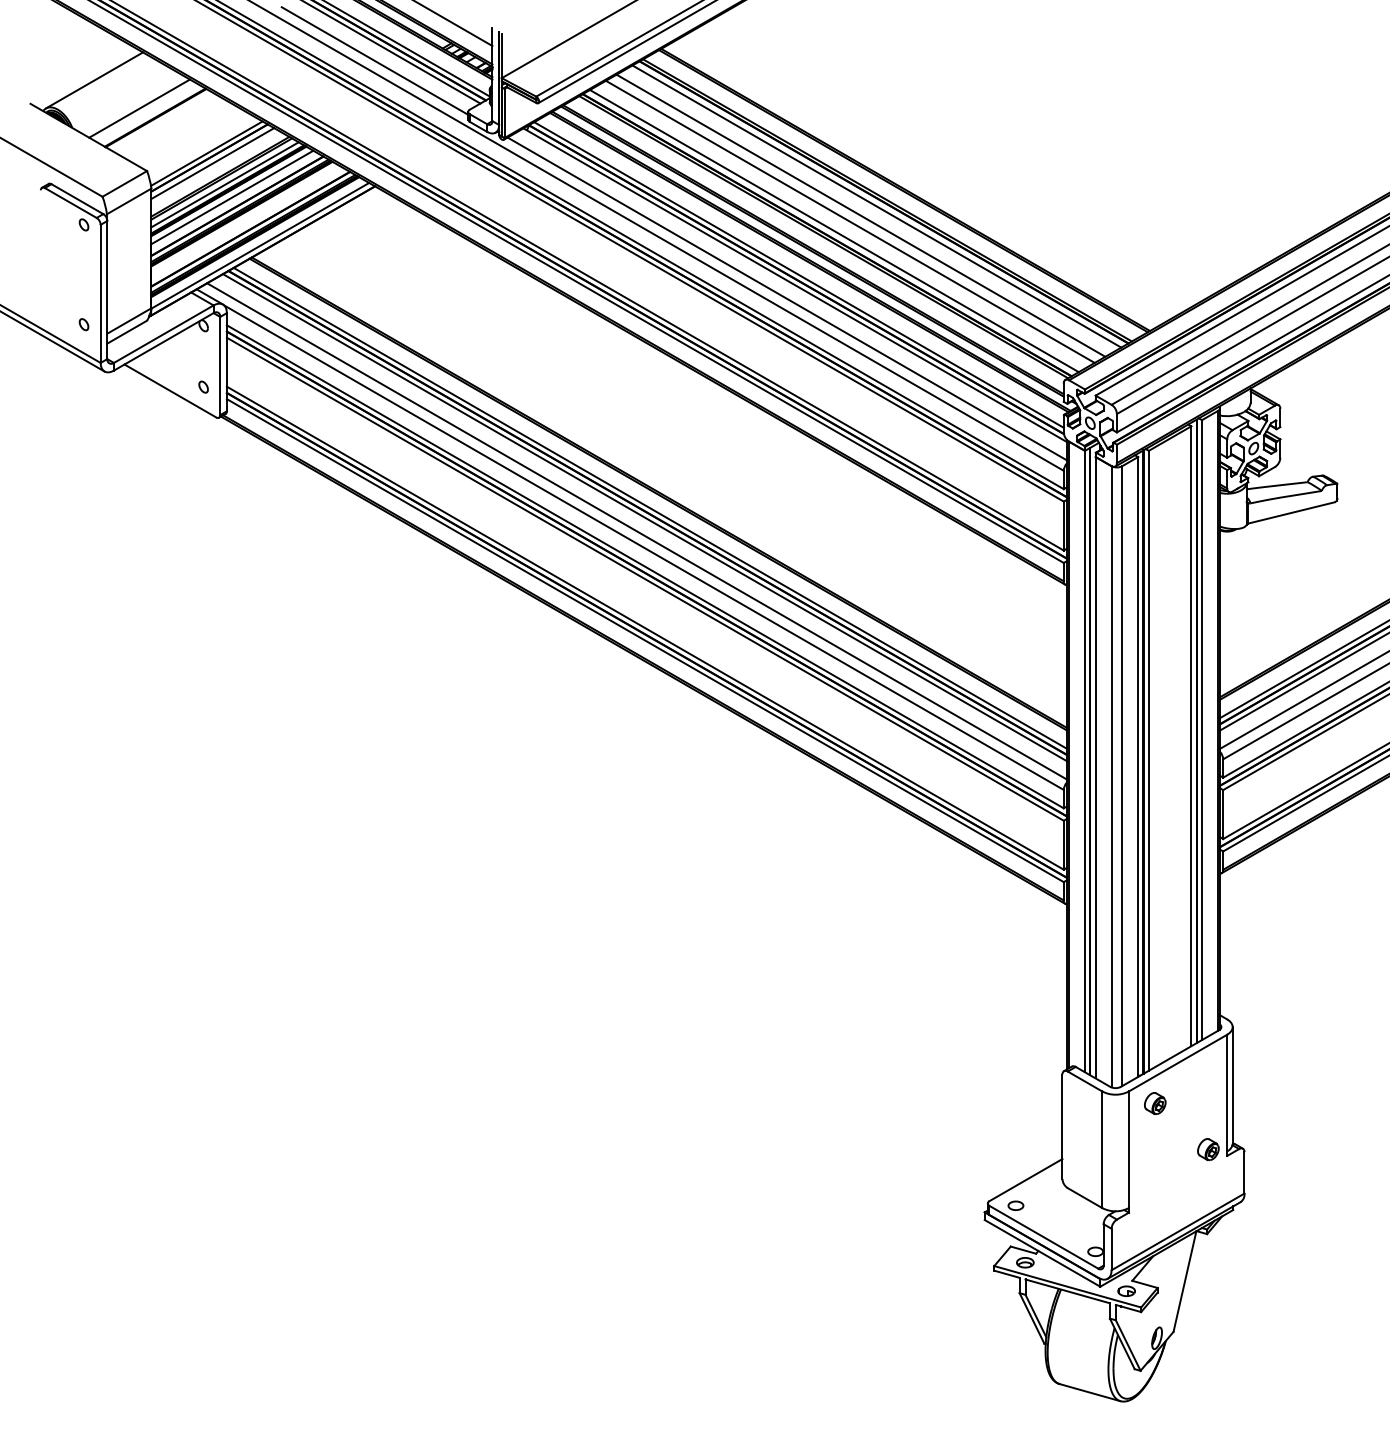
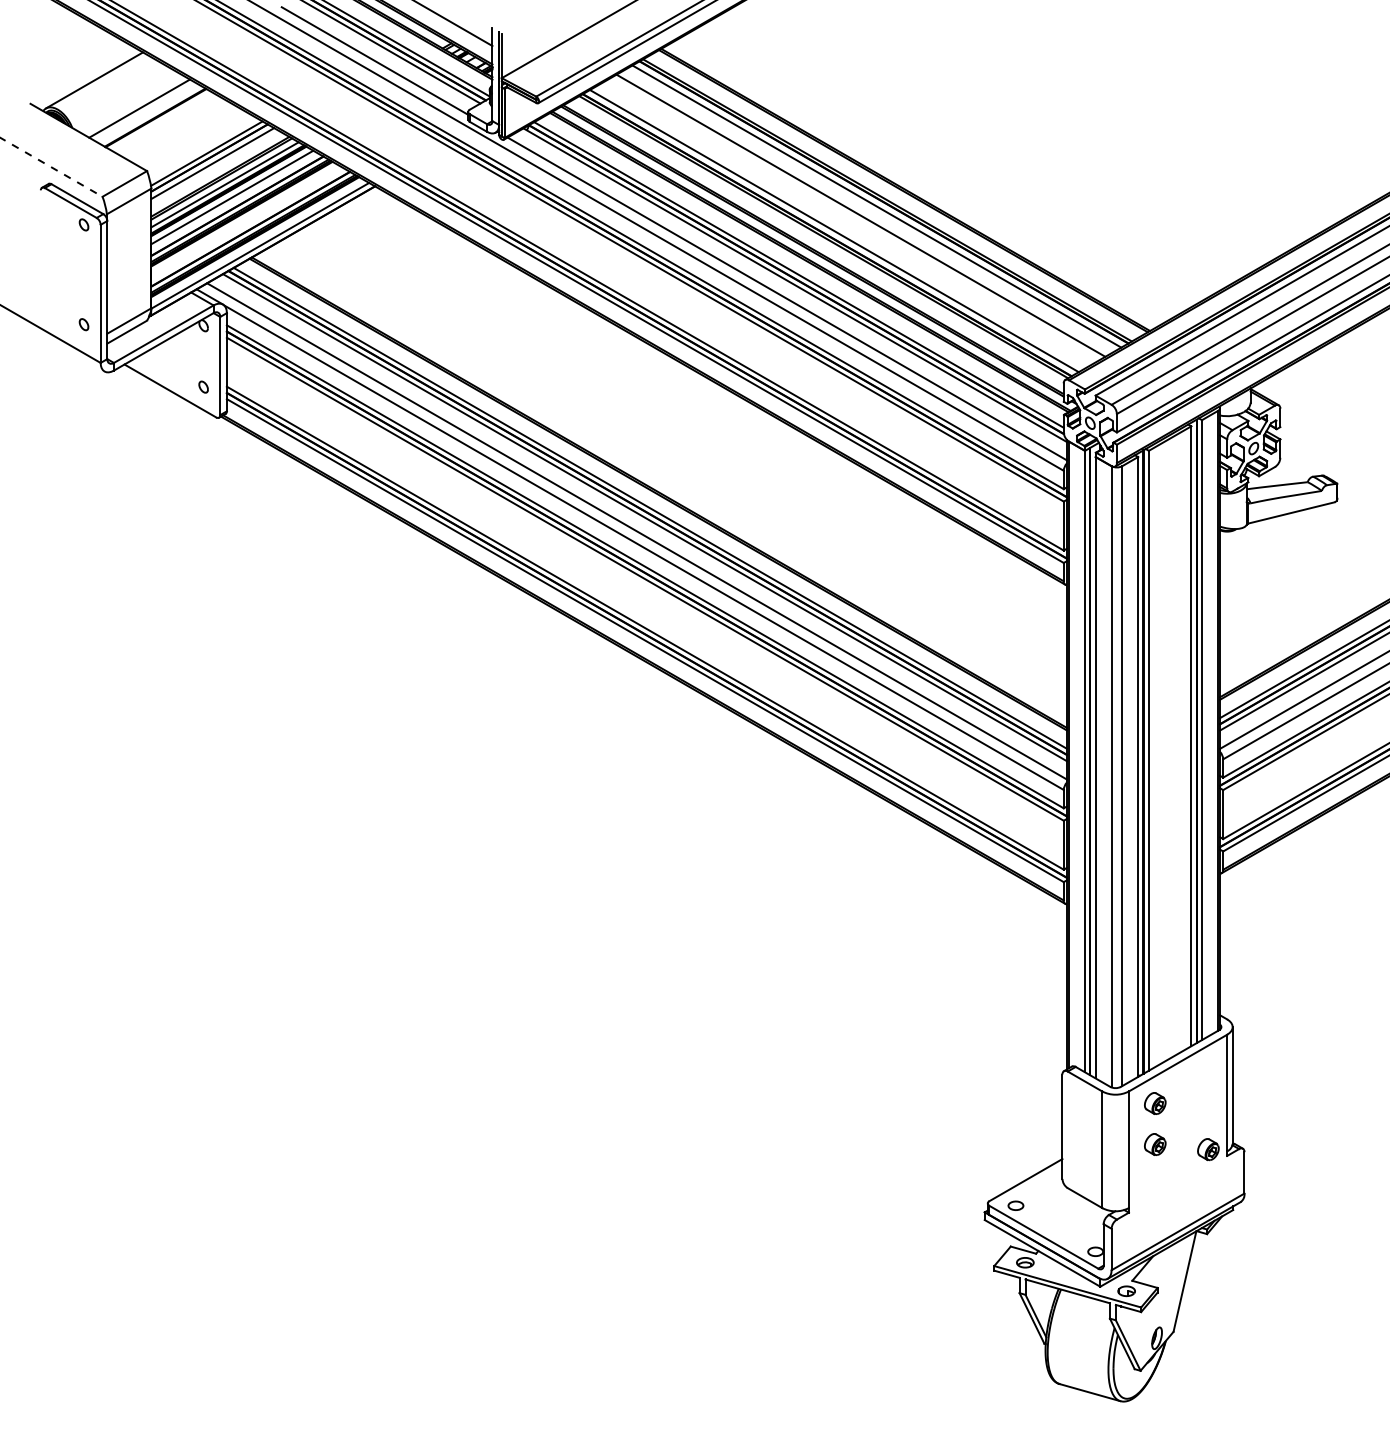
line: solid -> dashed (51, 167)
line: present -> none (849, 221)
line: present -> none (53, 341)
part: none -> present (1155, 1144)
